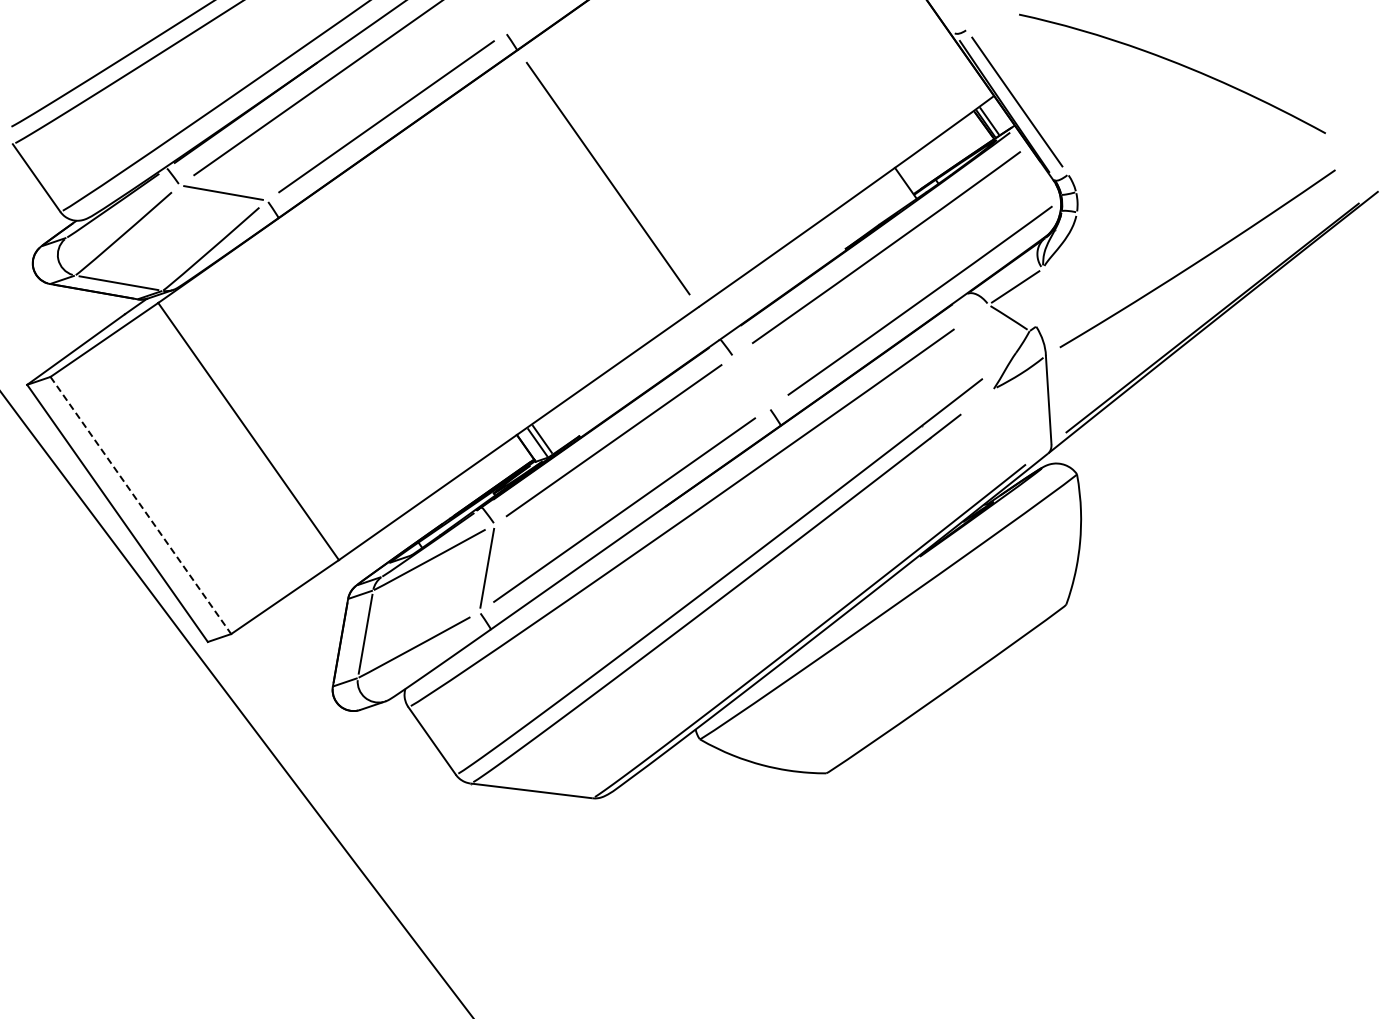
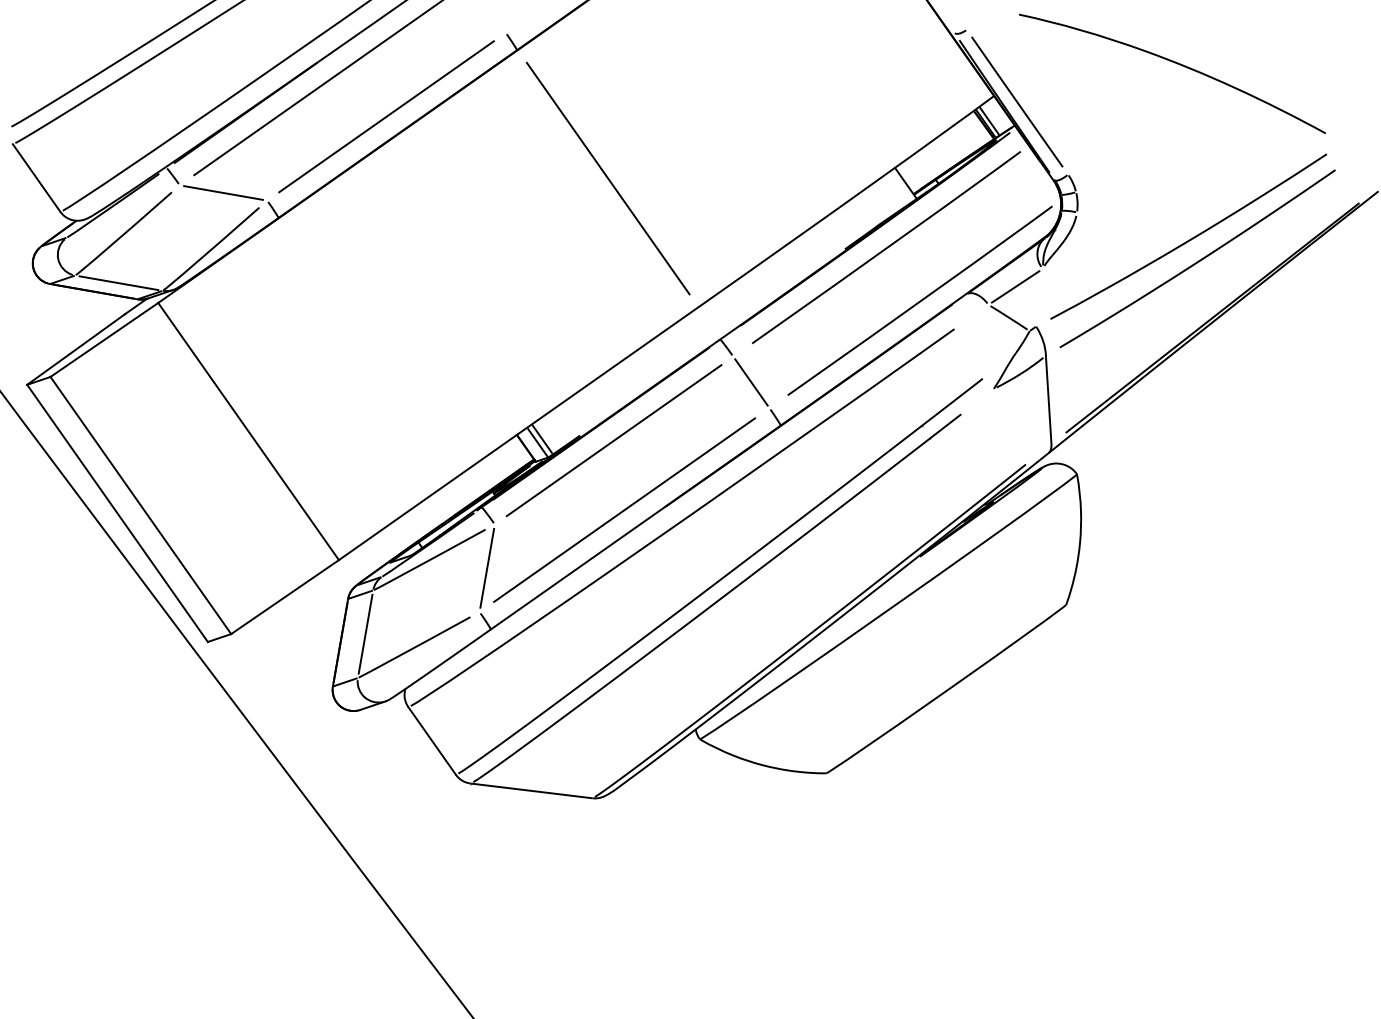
curve: none -> present (1190, 238)
line: none -> present (751, 382)
line: dashed -> solid (141, 505)
